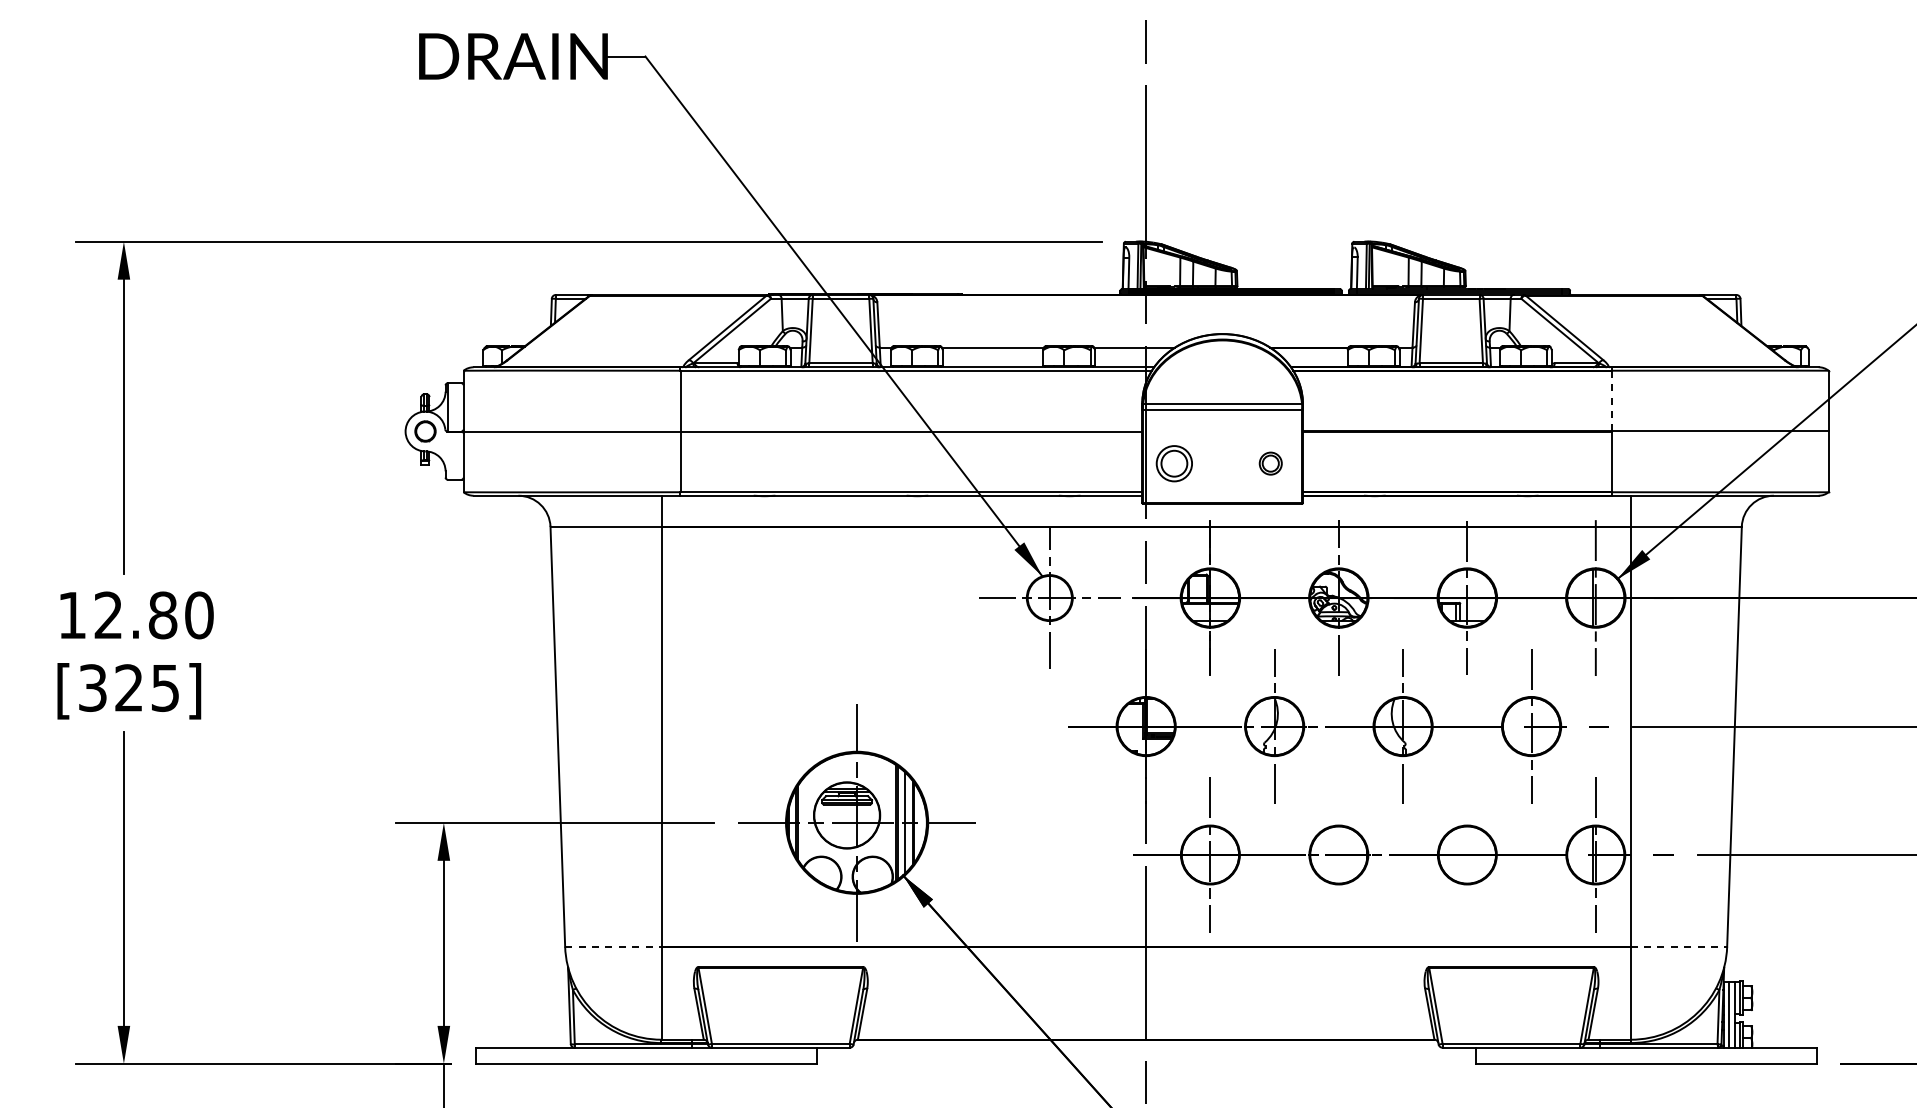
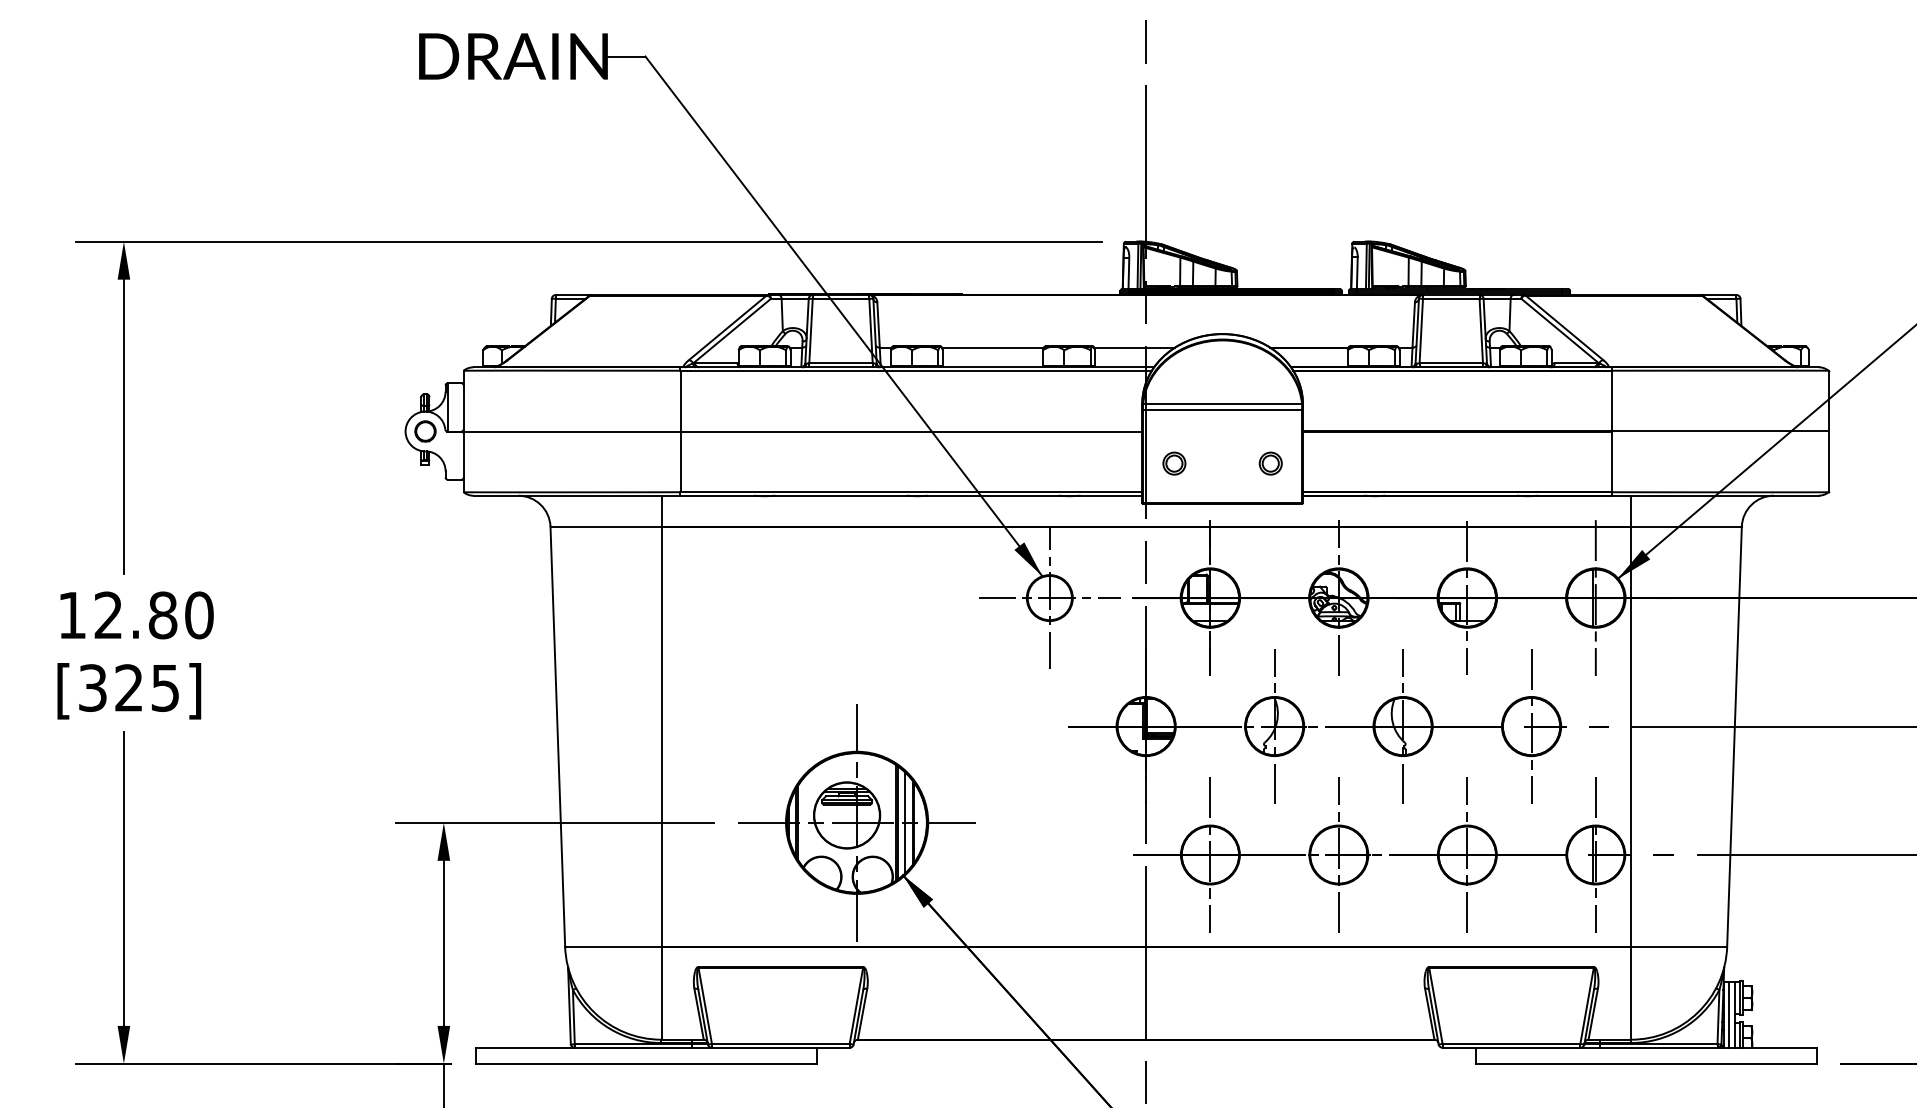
line: dashed -> solid (1611, 400)
part size: 38x38 px -> 25x25 px (1174, 463)
line: none -> present (1338, 854)
line: none -> present (1467, 854)
line: dashed -> solid (613, 946)
line: dashed -> solid (1679, 946)
